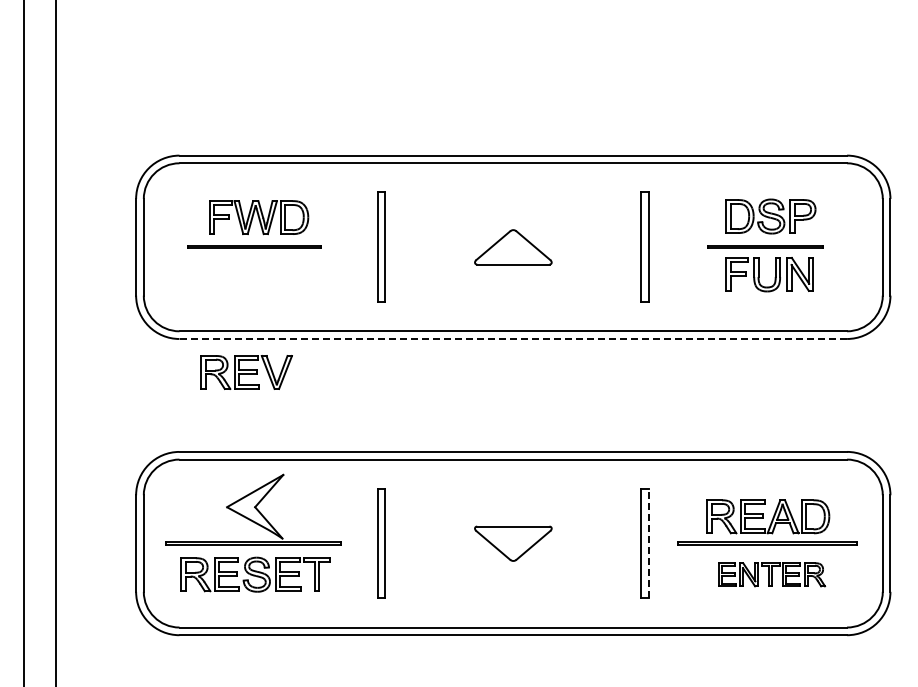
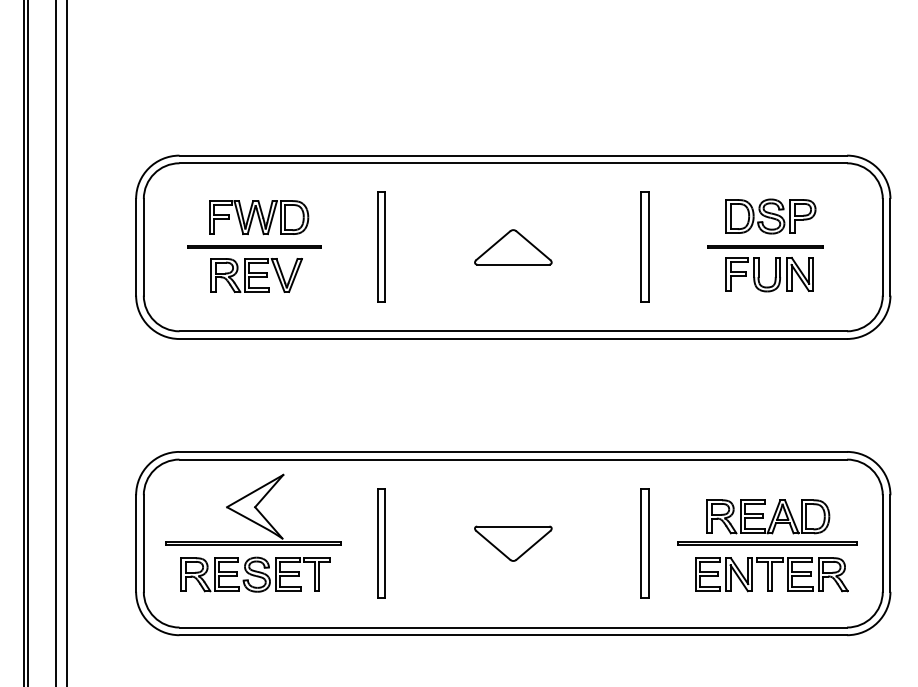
line: dashed -> solid (513, 338)
line: none -> present (27, 342)
line: none -> present (67, 342)
part position: (246, 372) -> (256, 275) (256, 275)
line: dashed -> solid (648, 543)
part size: 109x26 px -> 154x36 px (771, 574)
